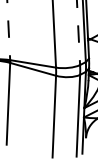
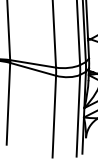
line: dashed -> solid (8, 30)
line: dashed -> solid (78, 33)
